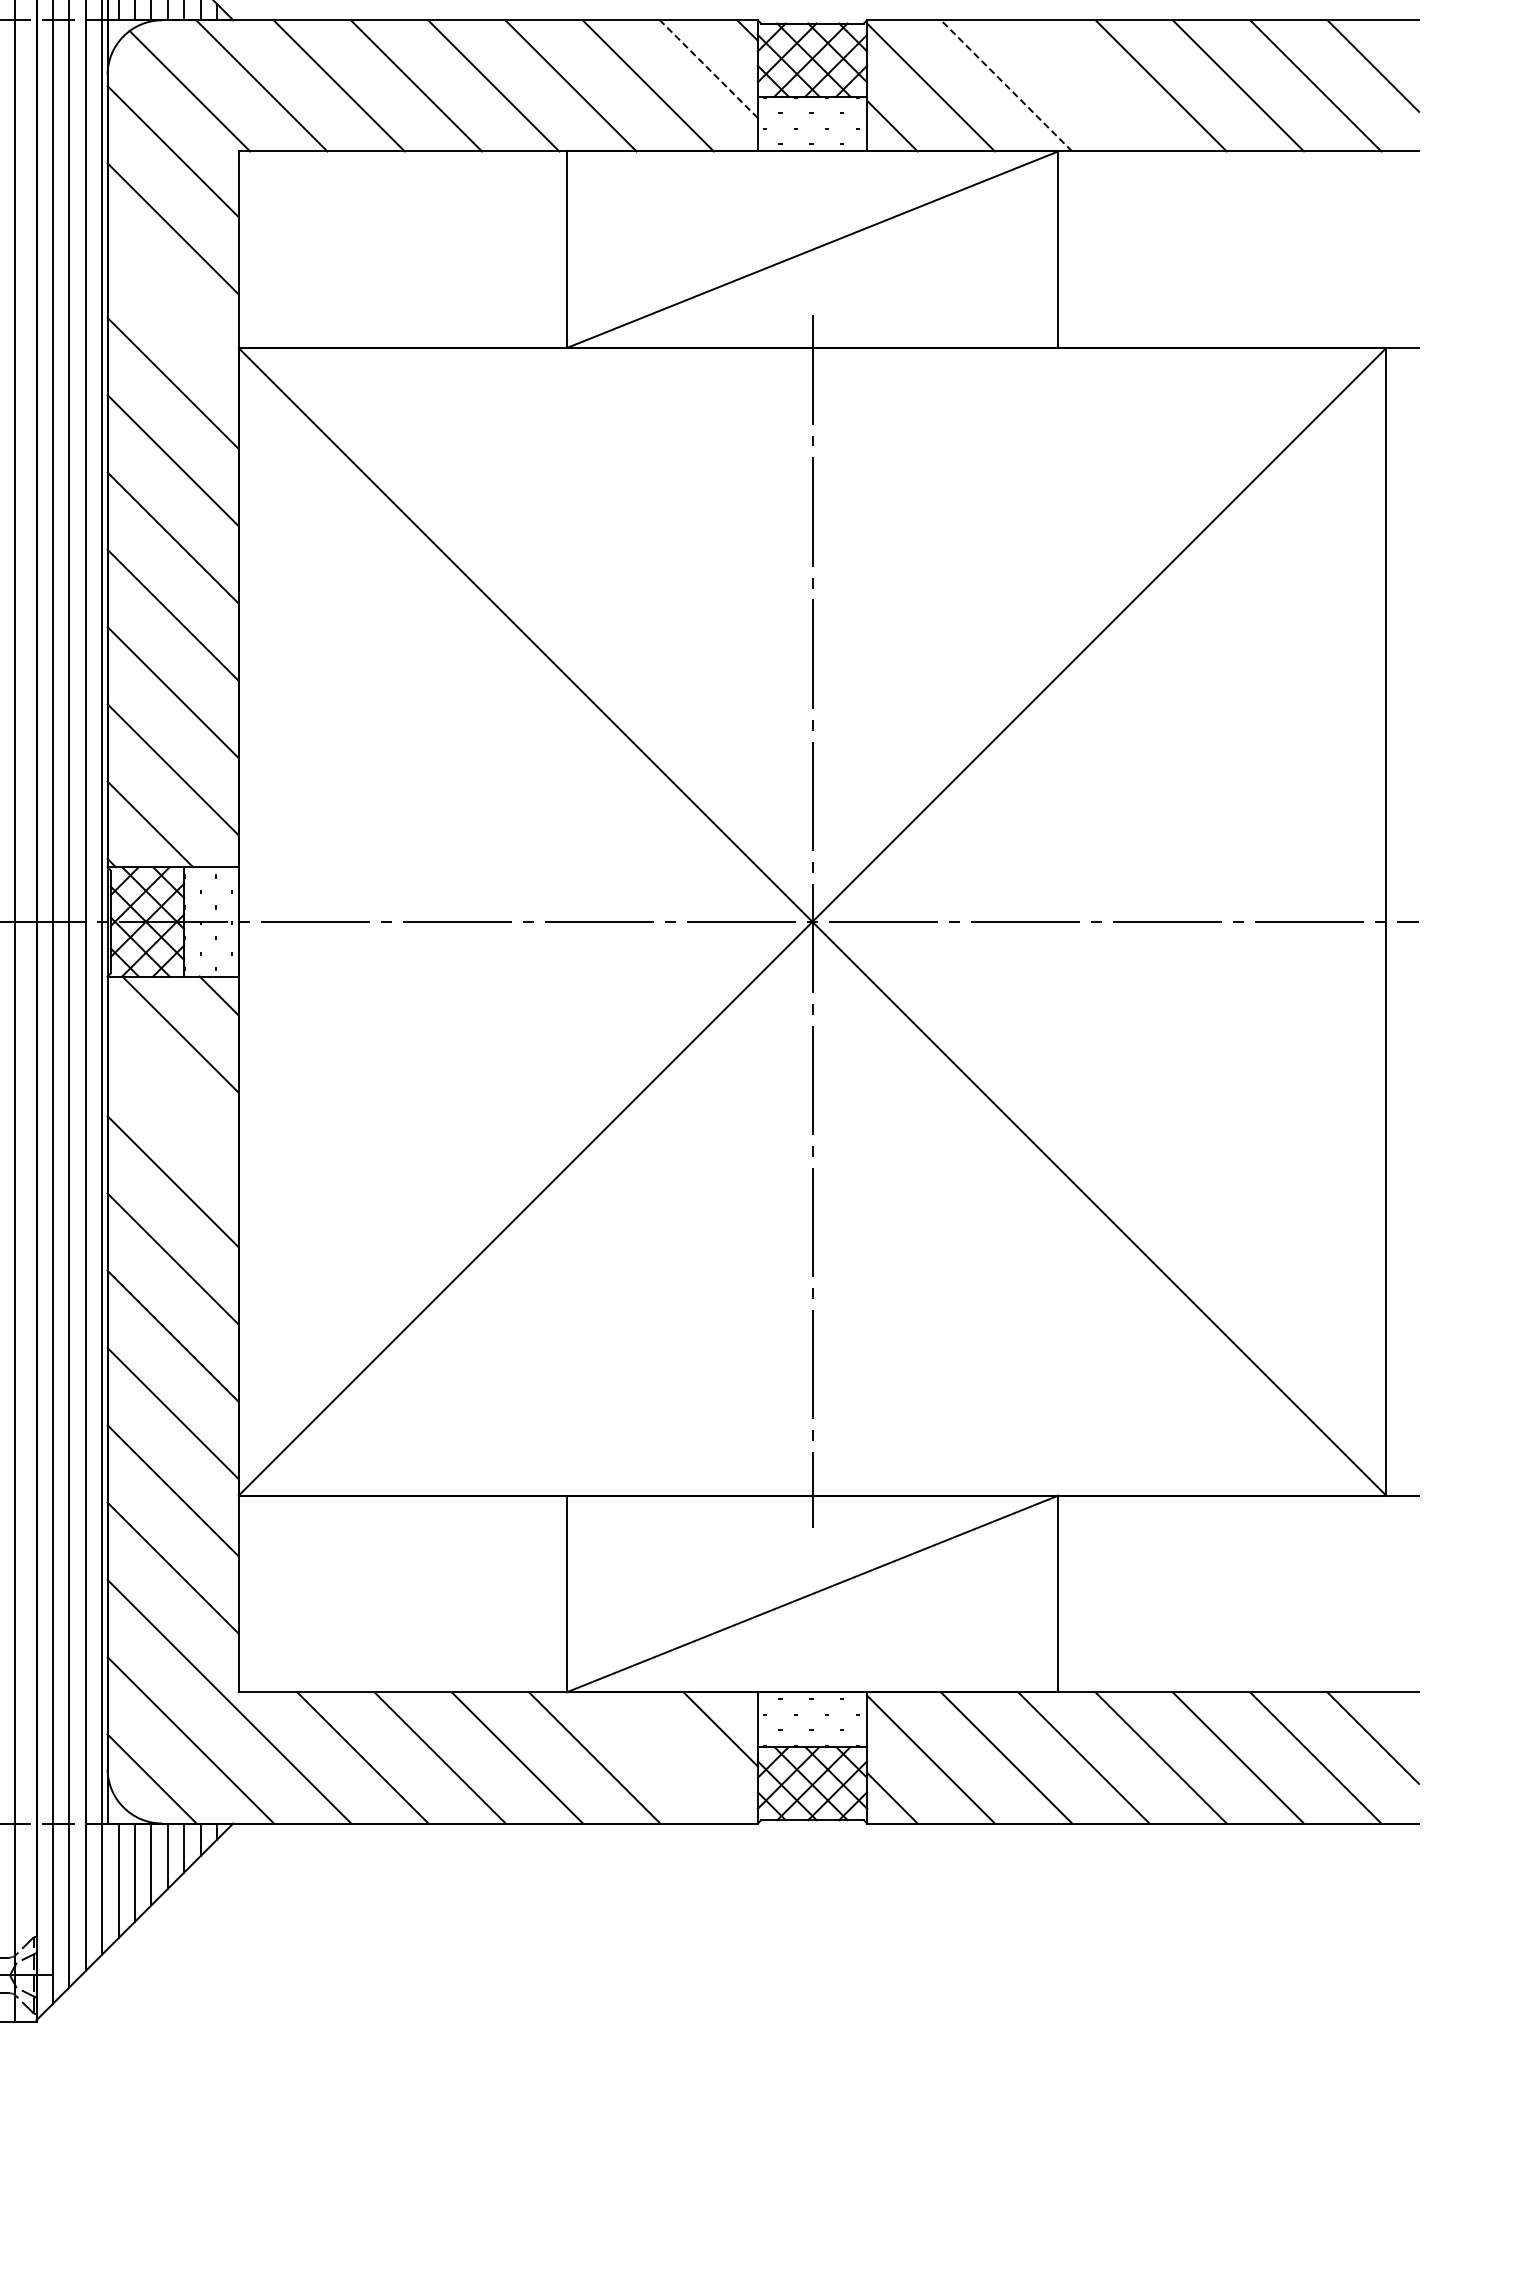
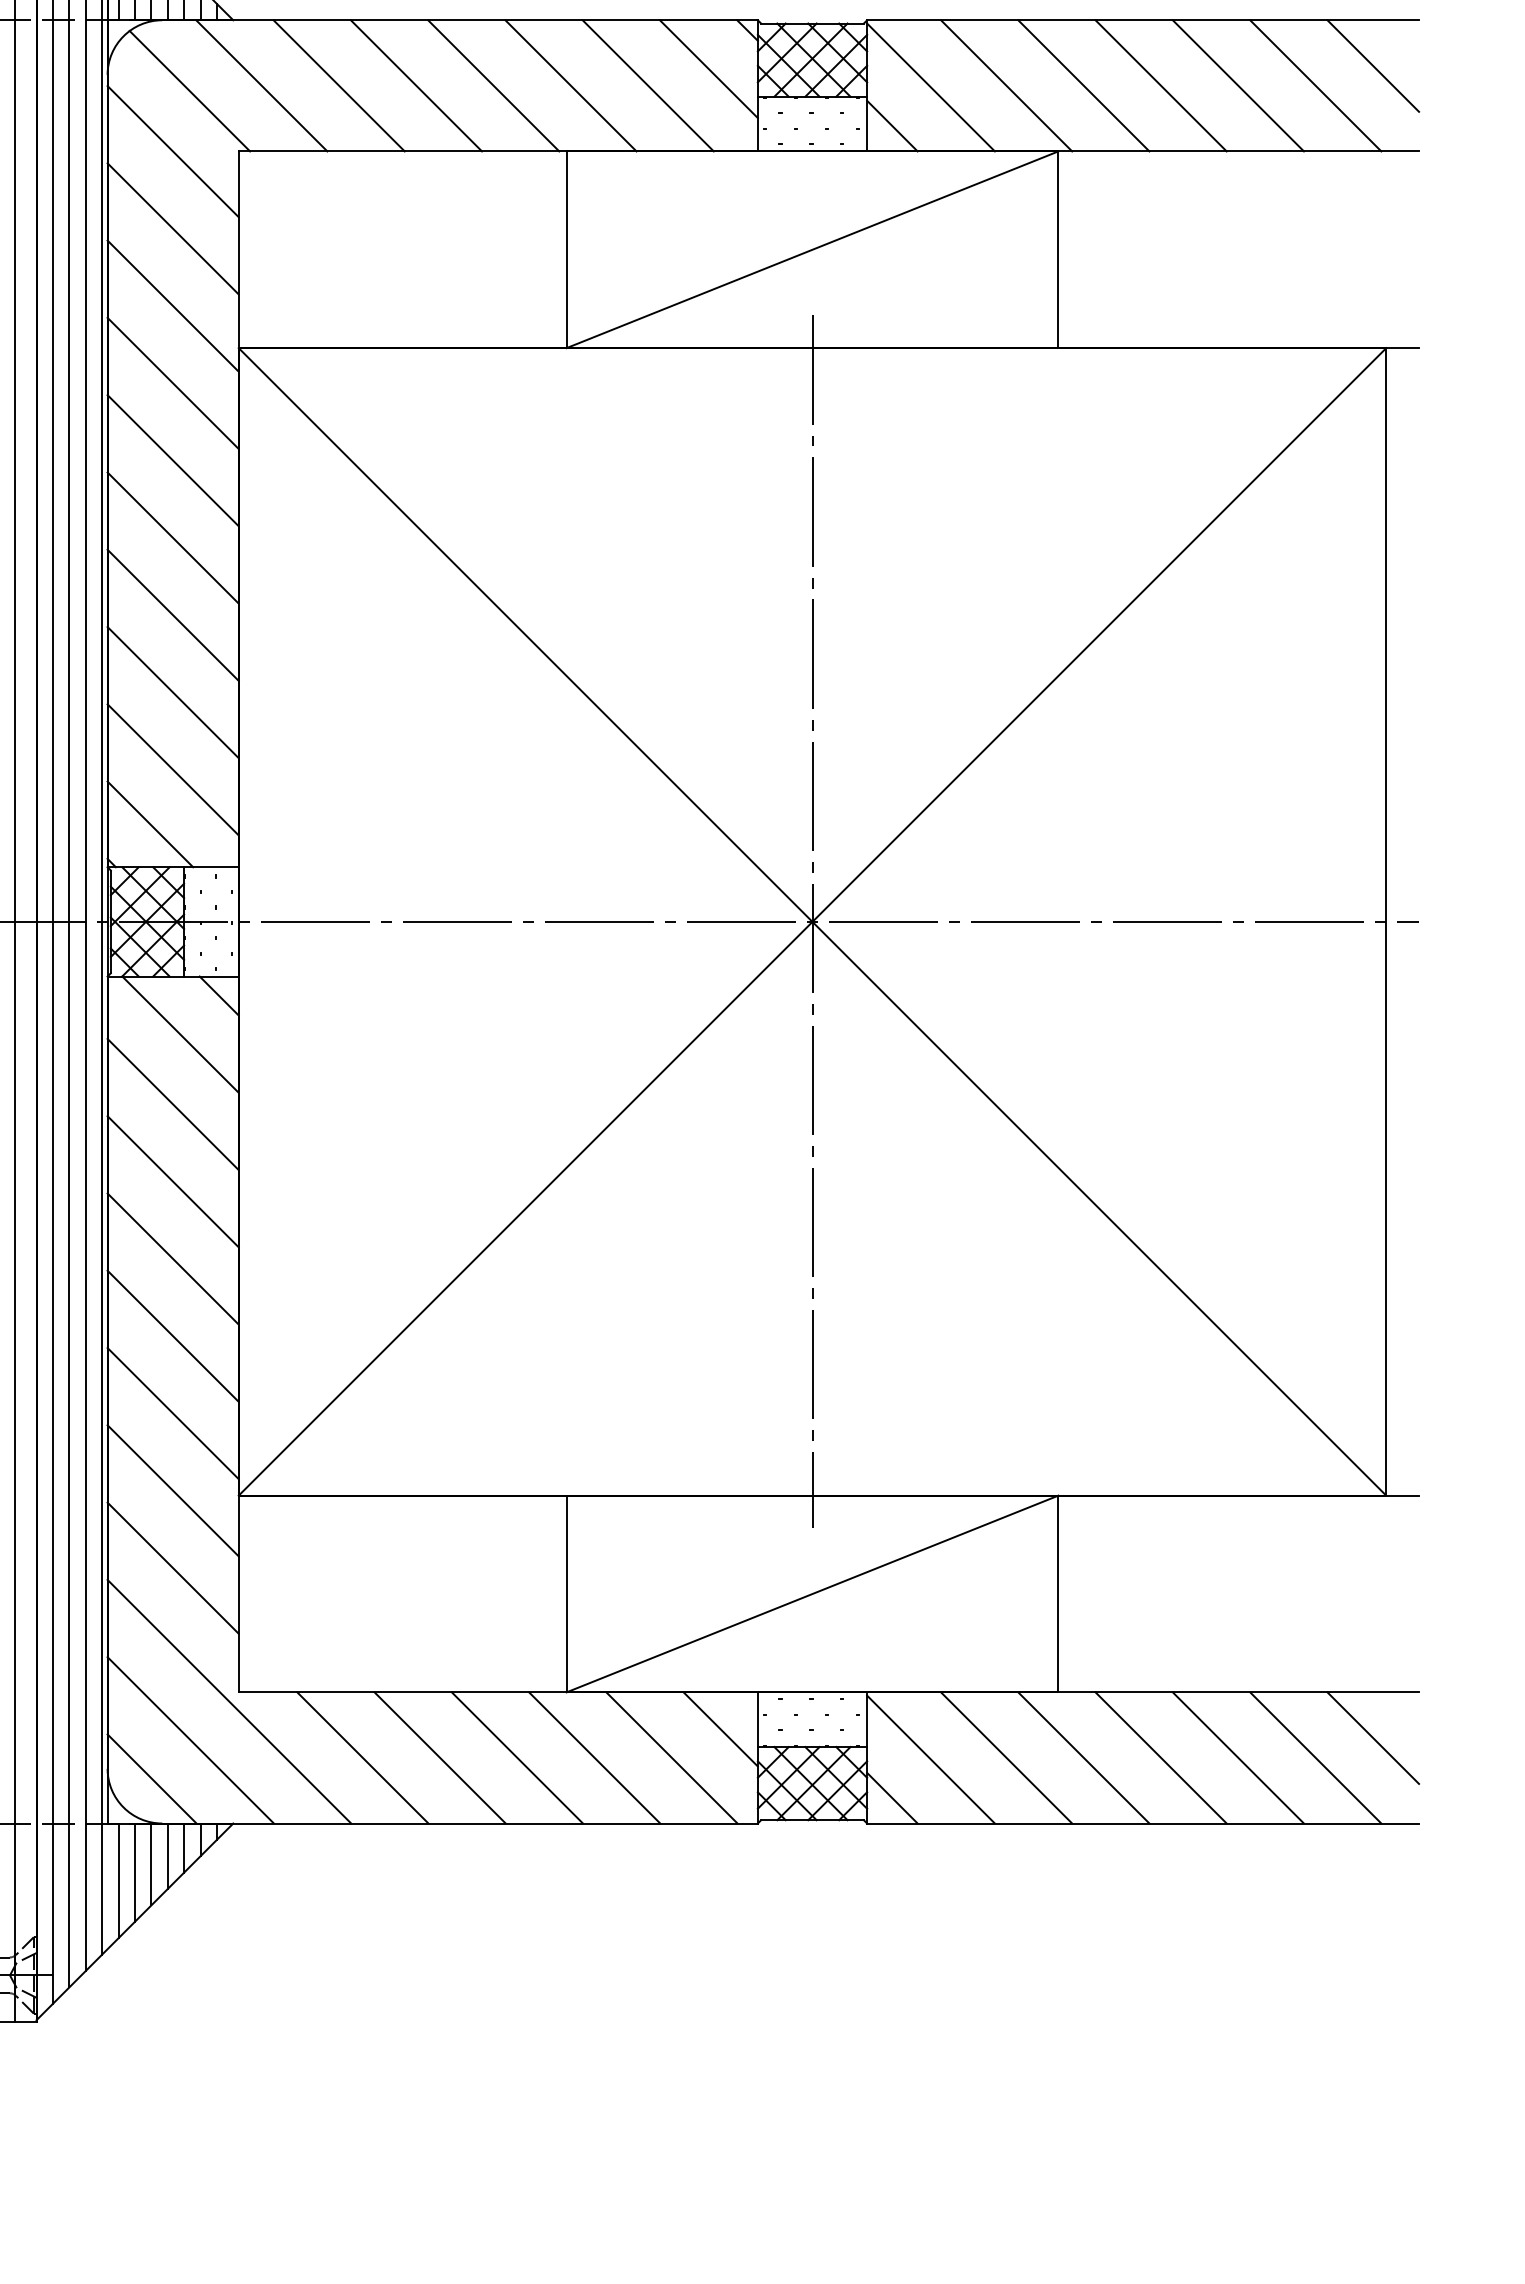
line: dashed -> solid (708, 68)
line: dashed -> solid (1006, 85)
line: none -> present (1083, 85)
line: none -> present (172, 305)
line: none -> present (172, 1104)
line: none -> present (671, 1757)
